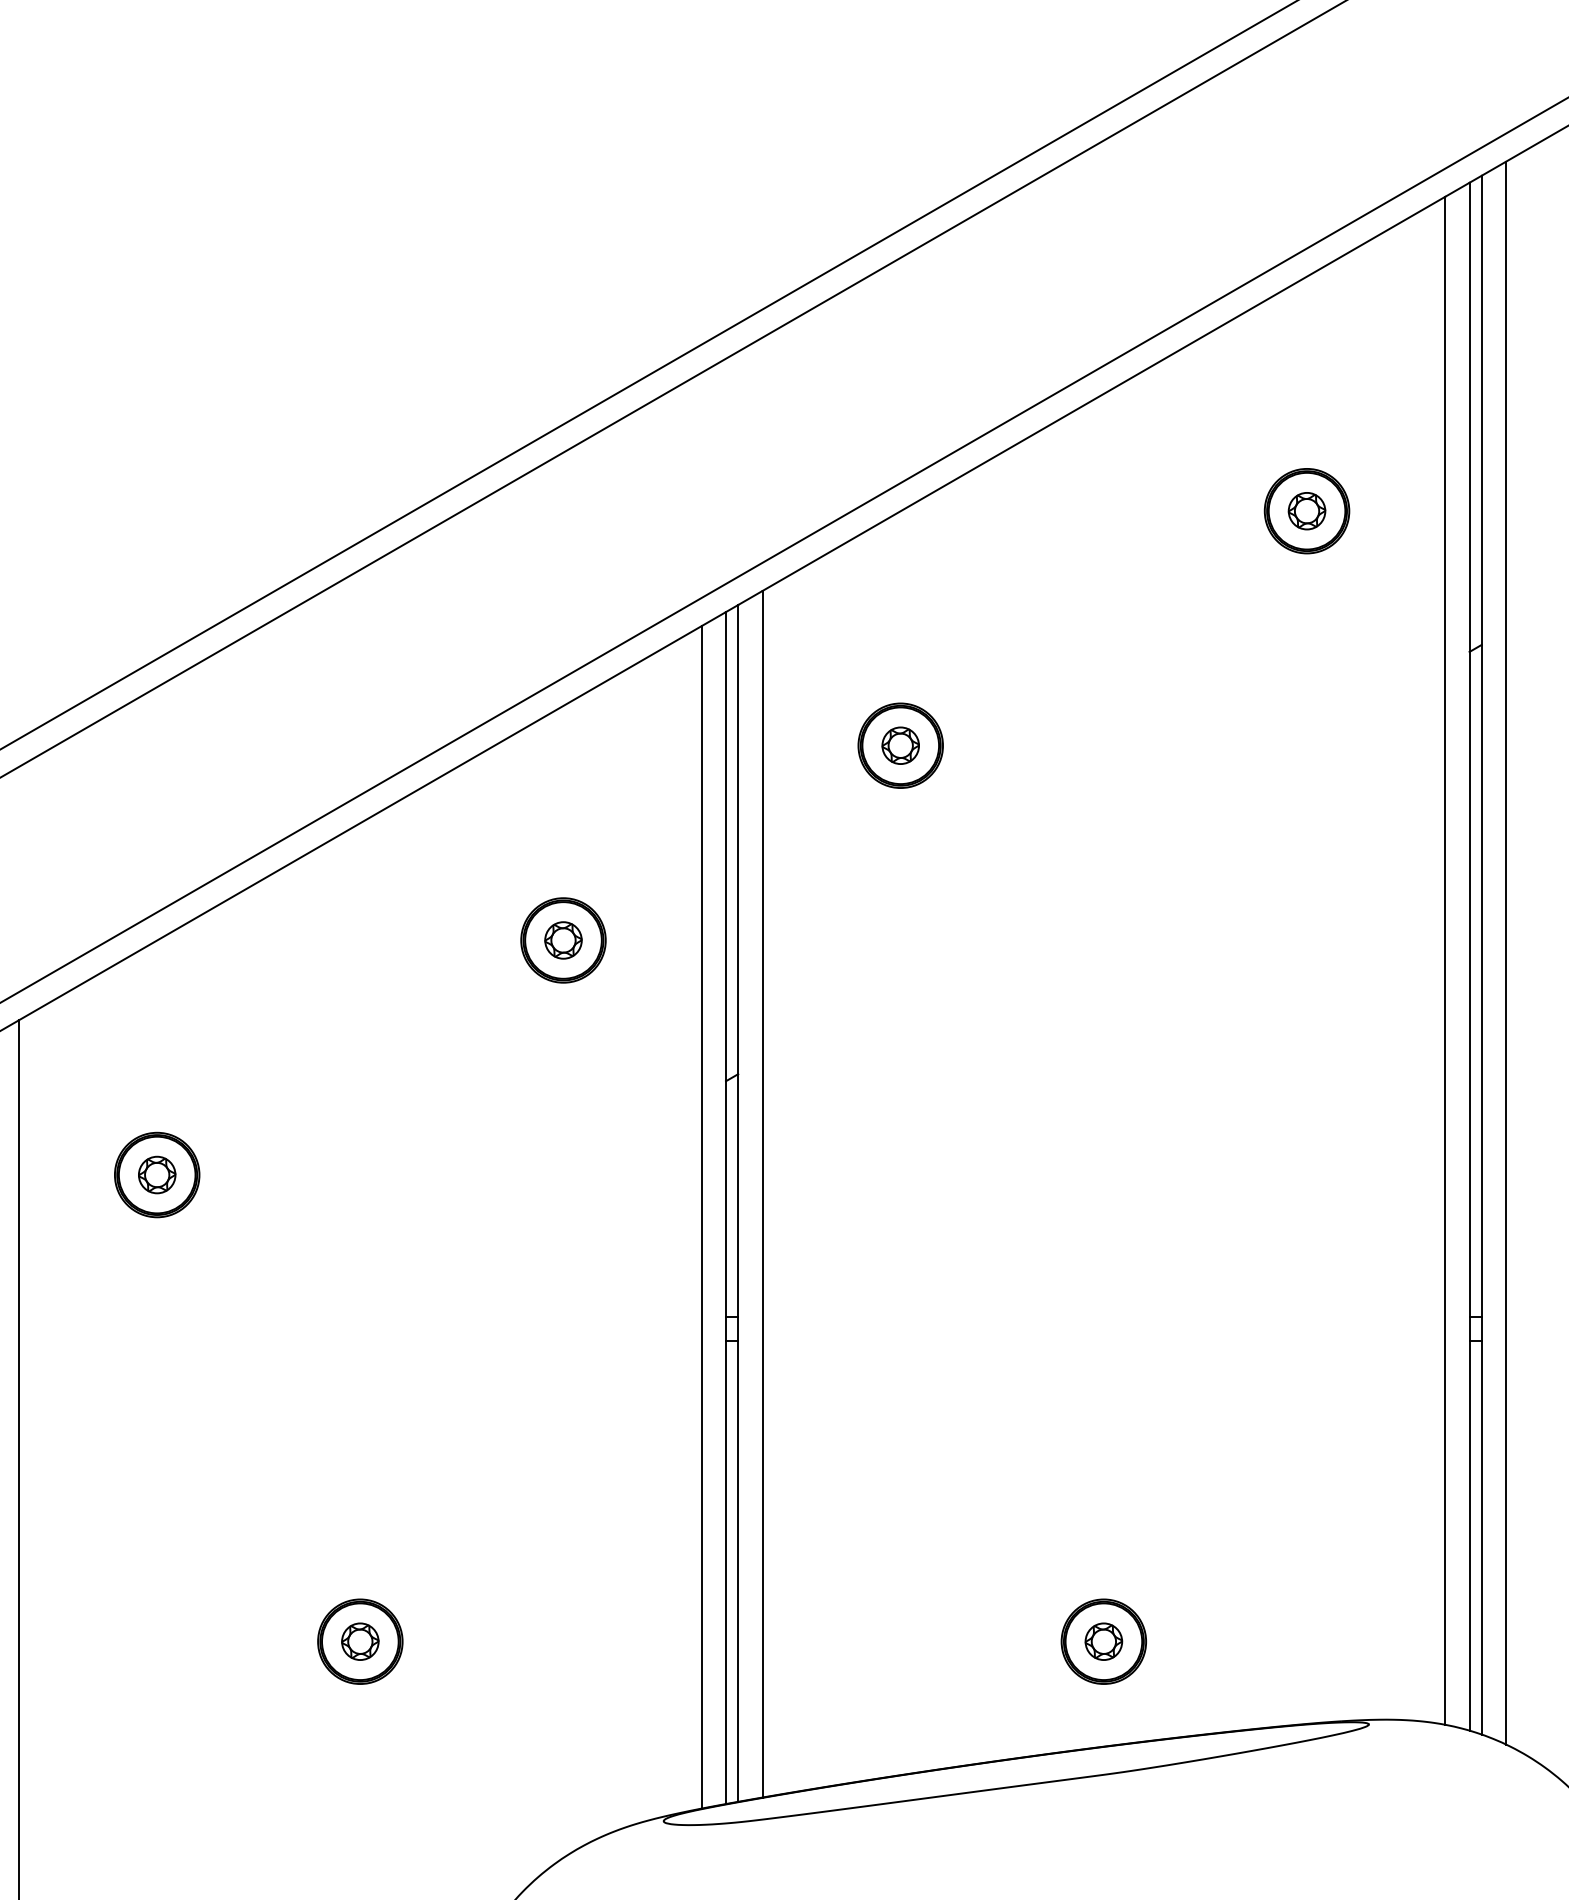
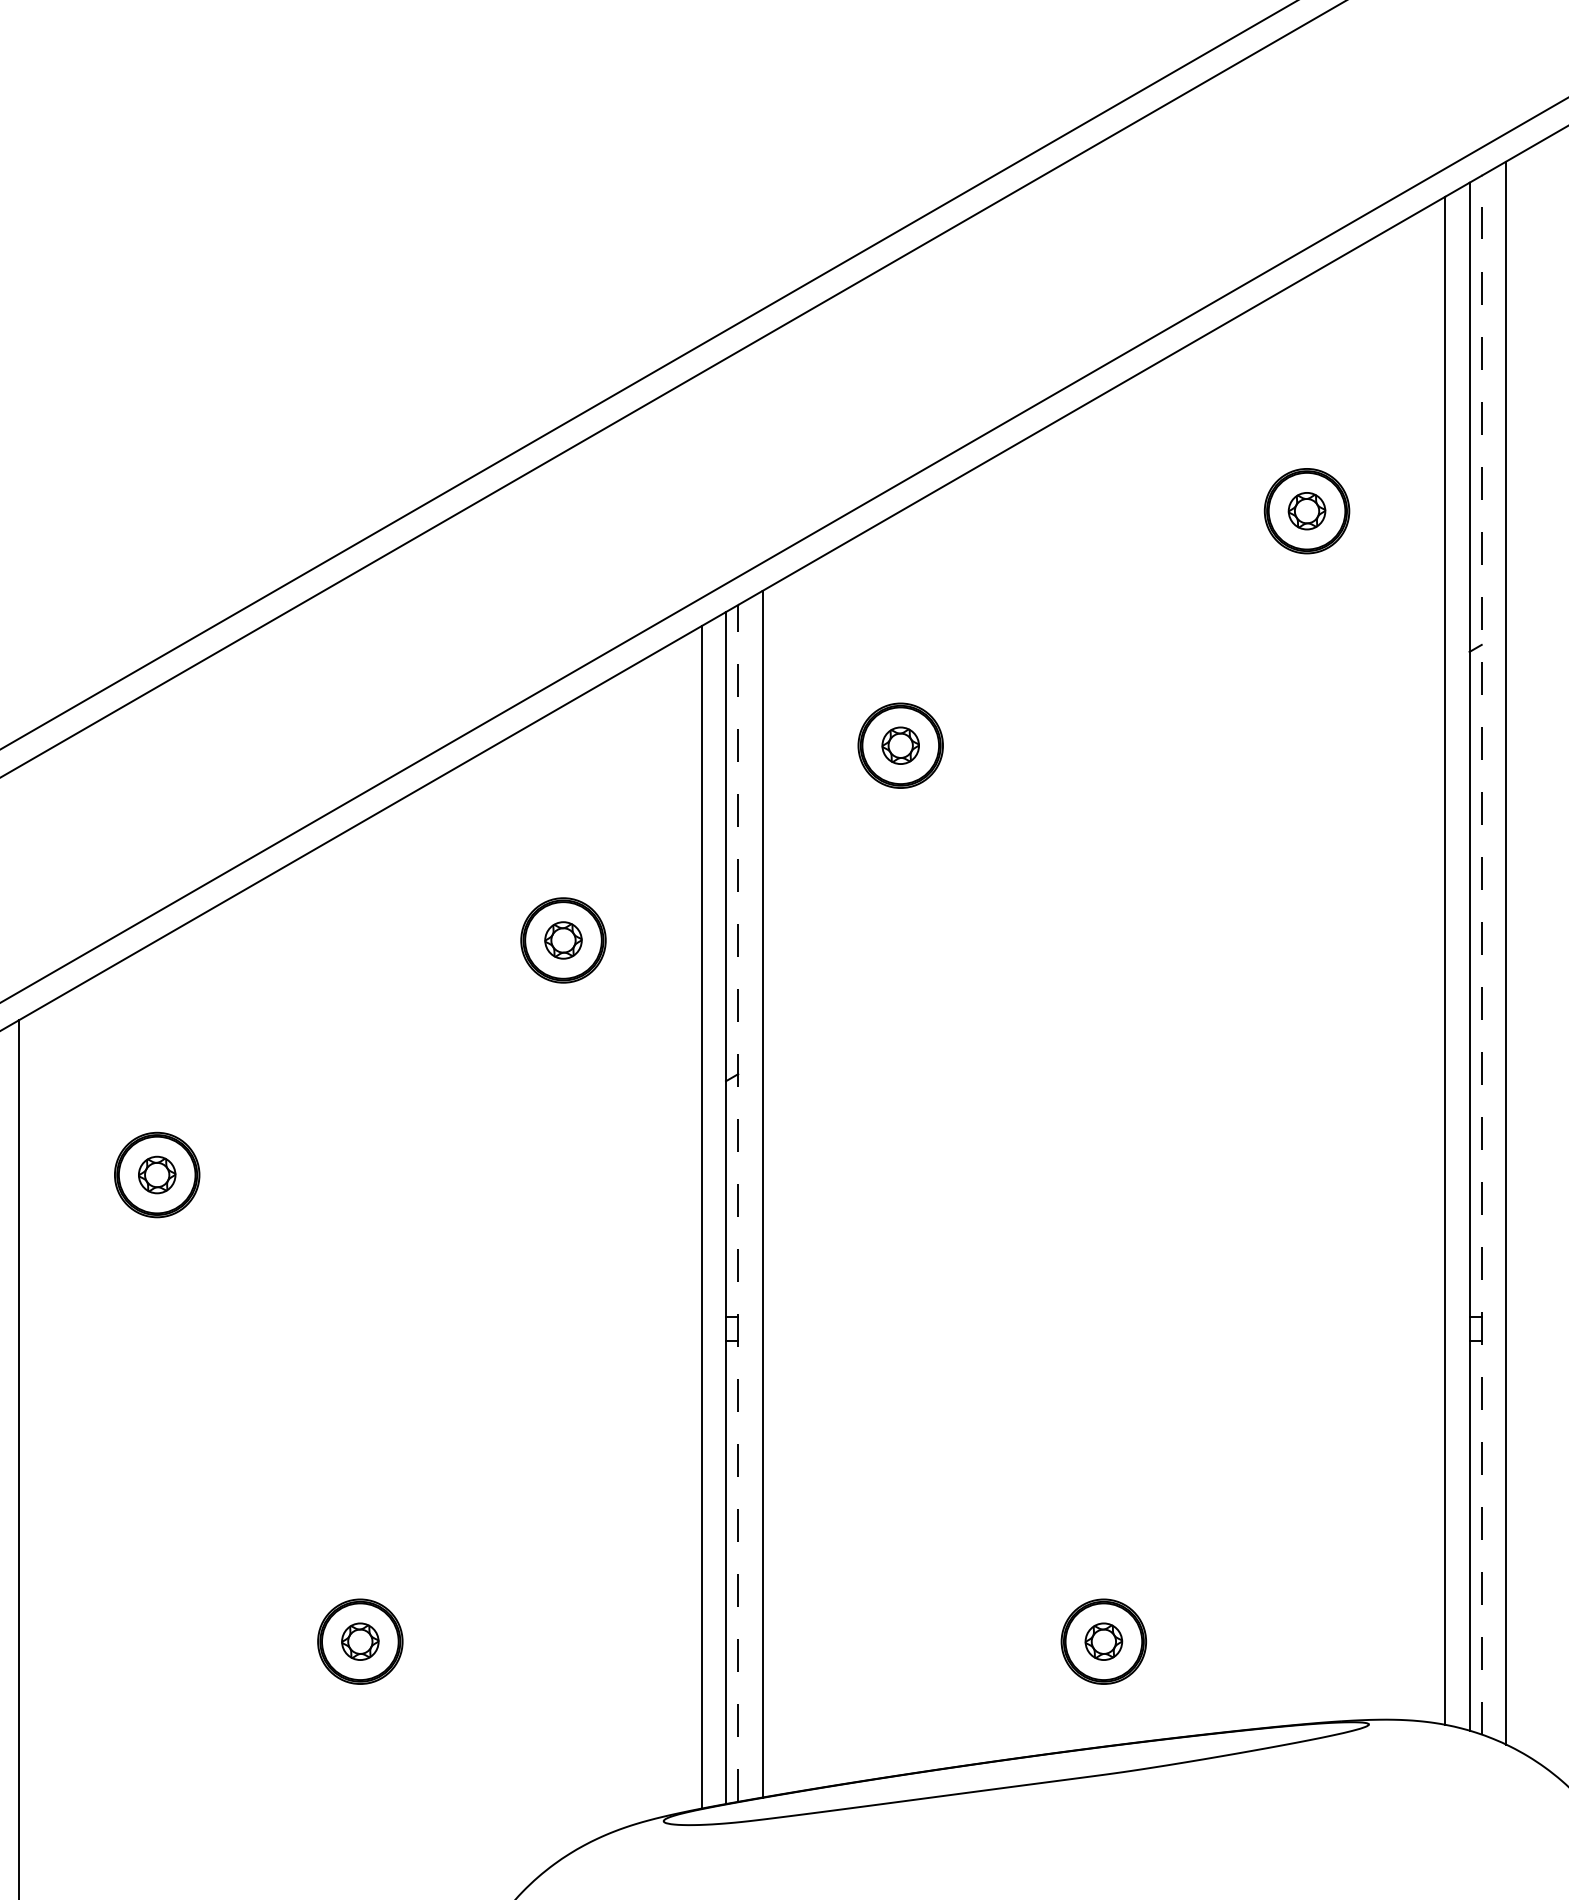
line: solid -> dashed (1481, 954)
line: solid -> dashed (738, 1202)
